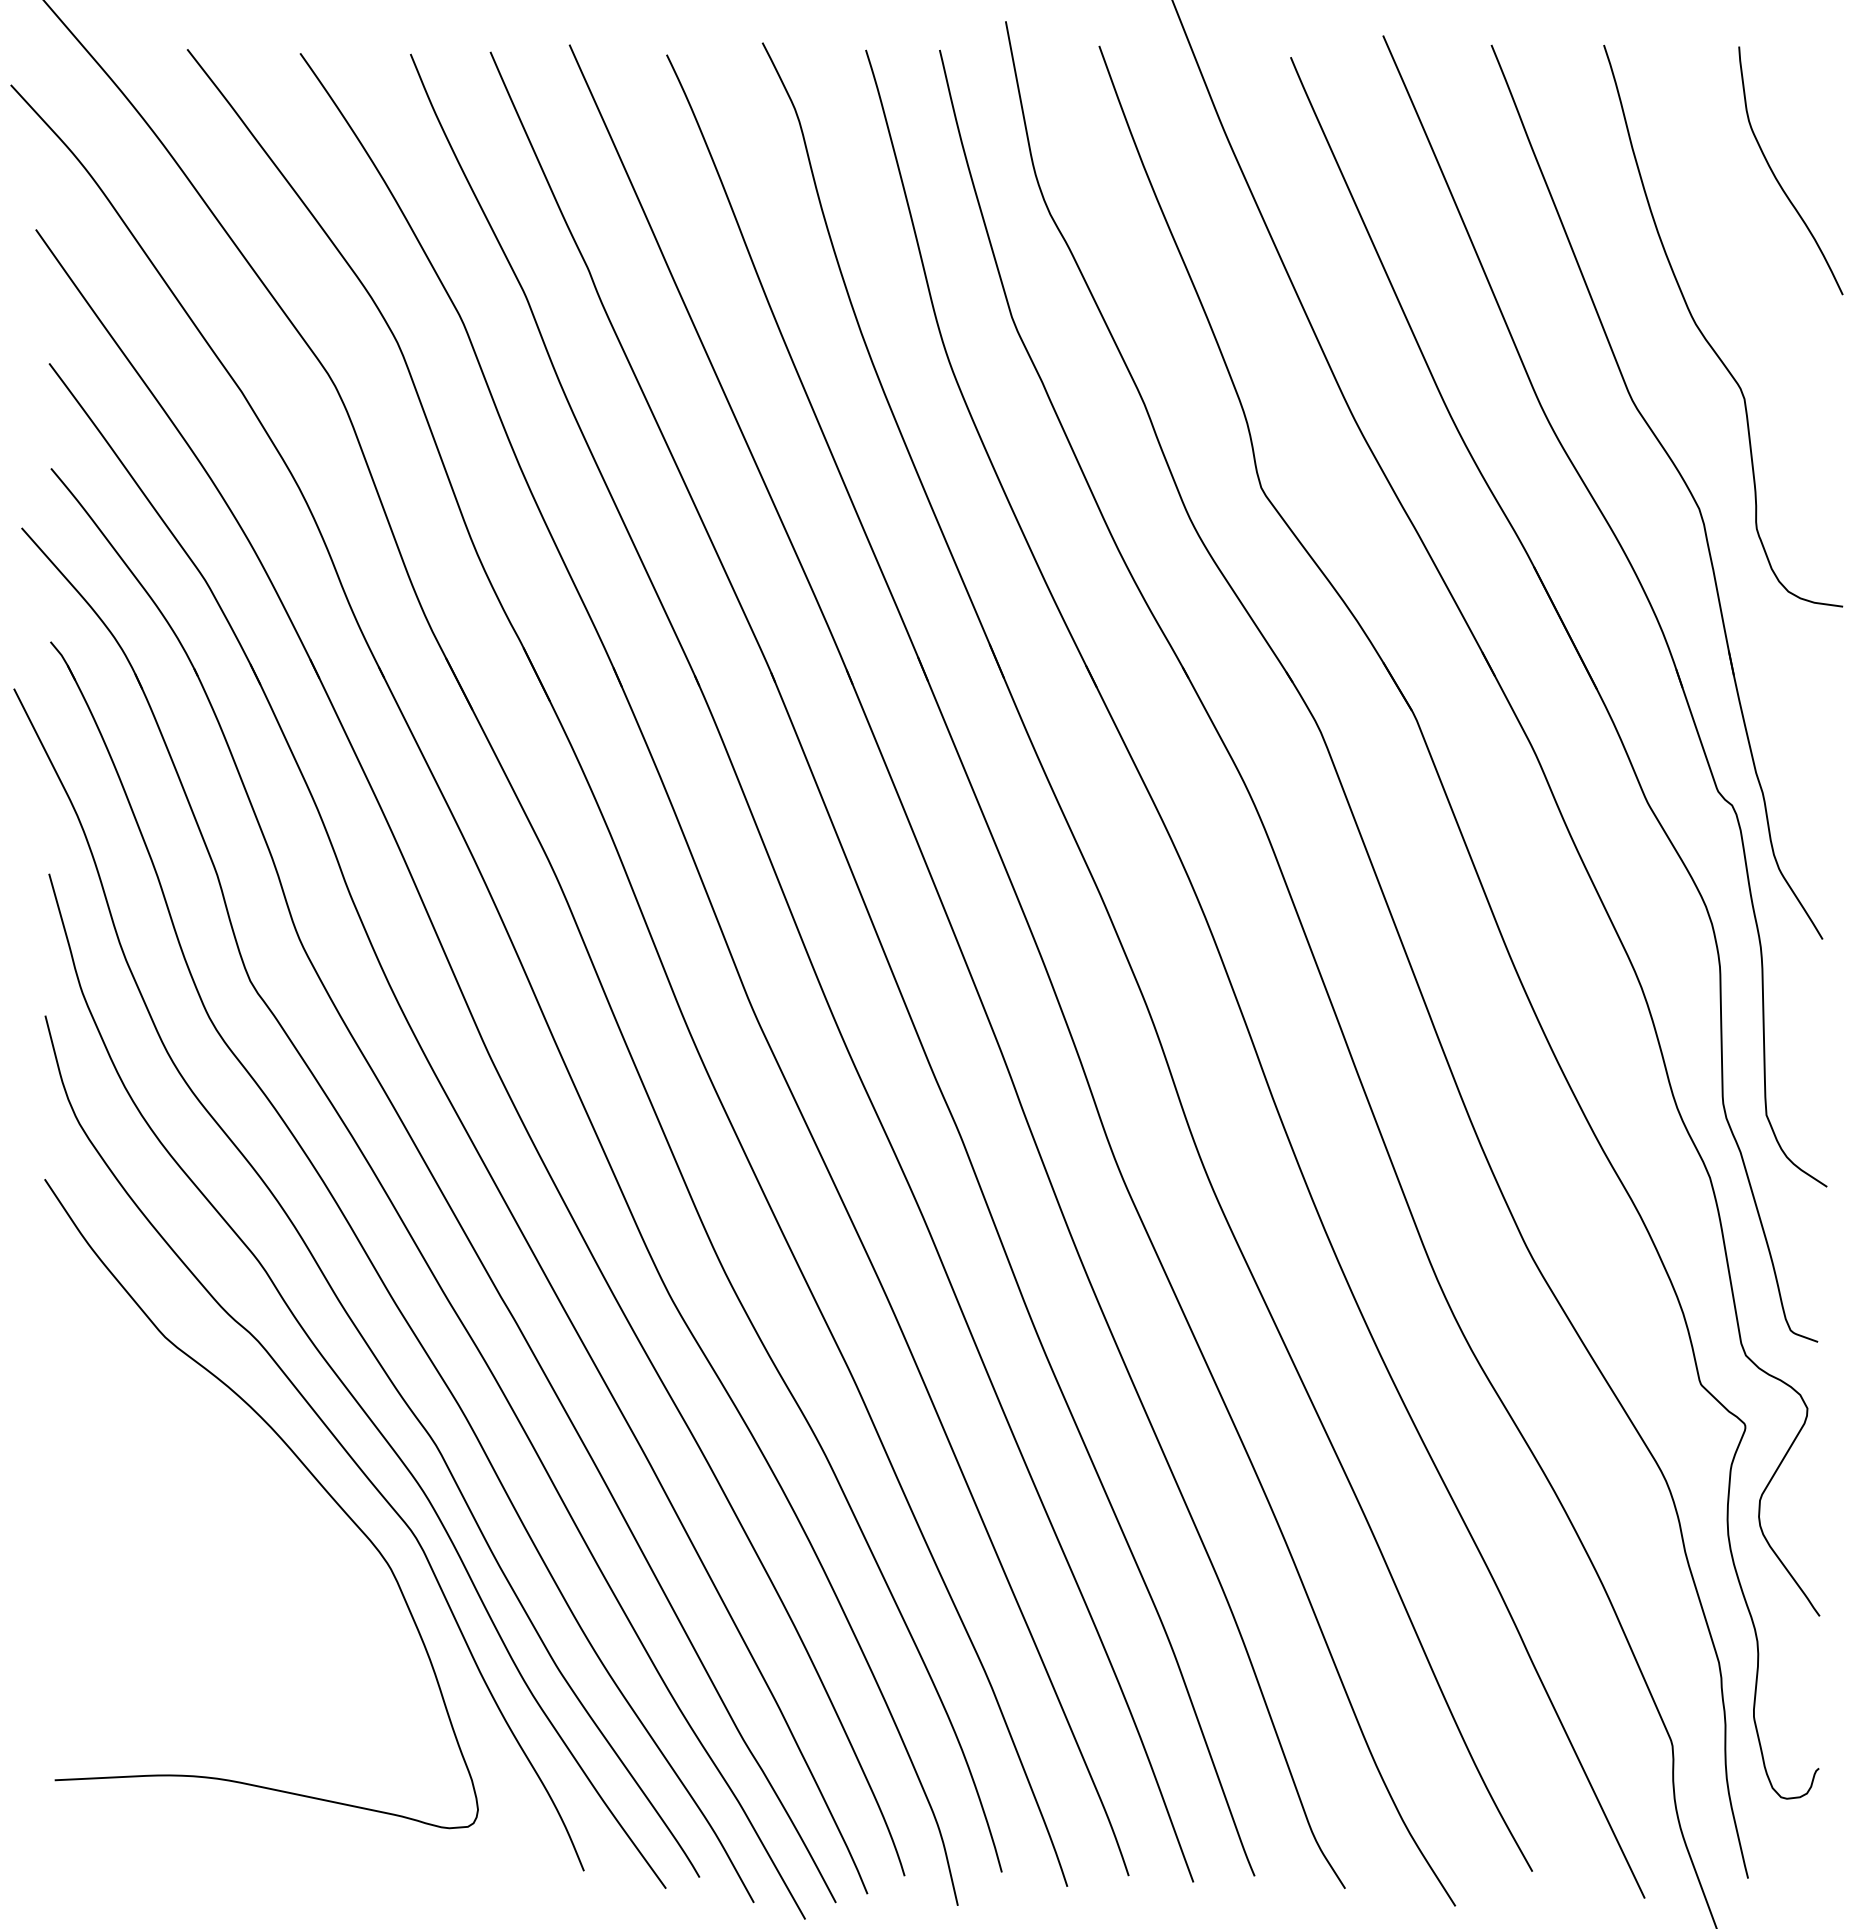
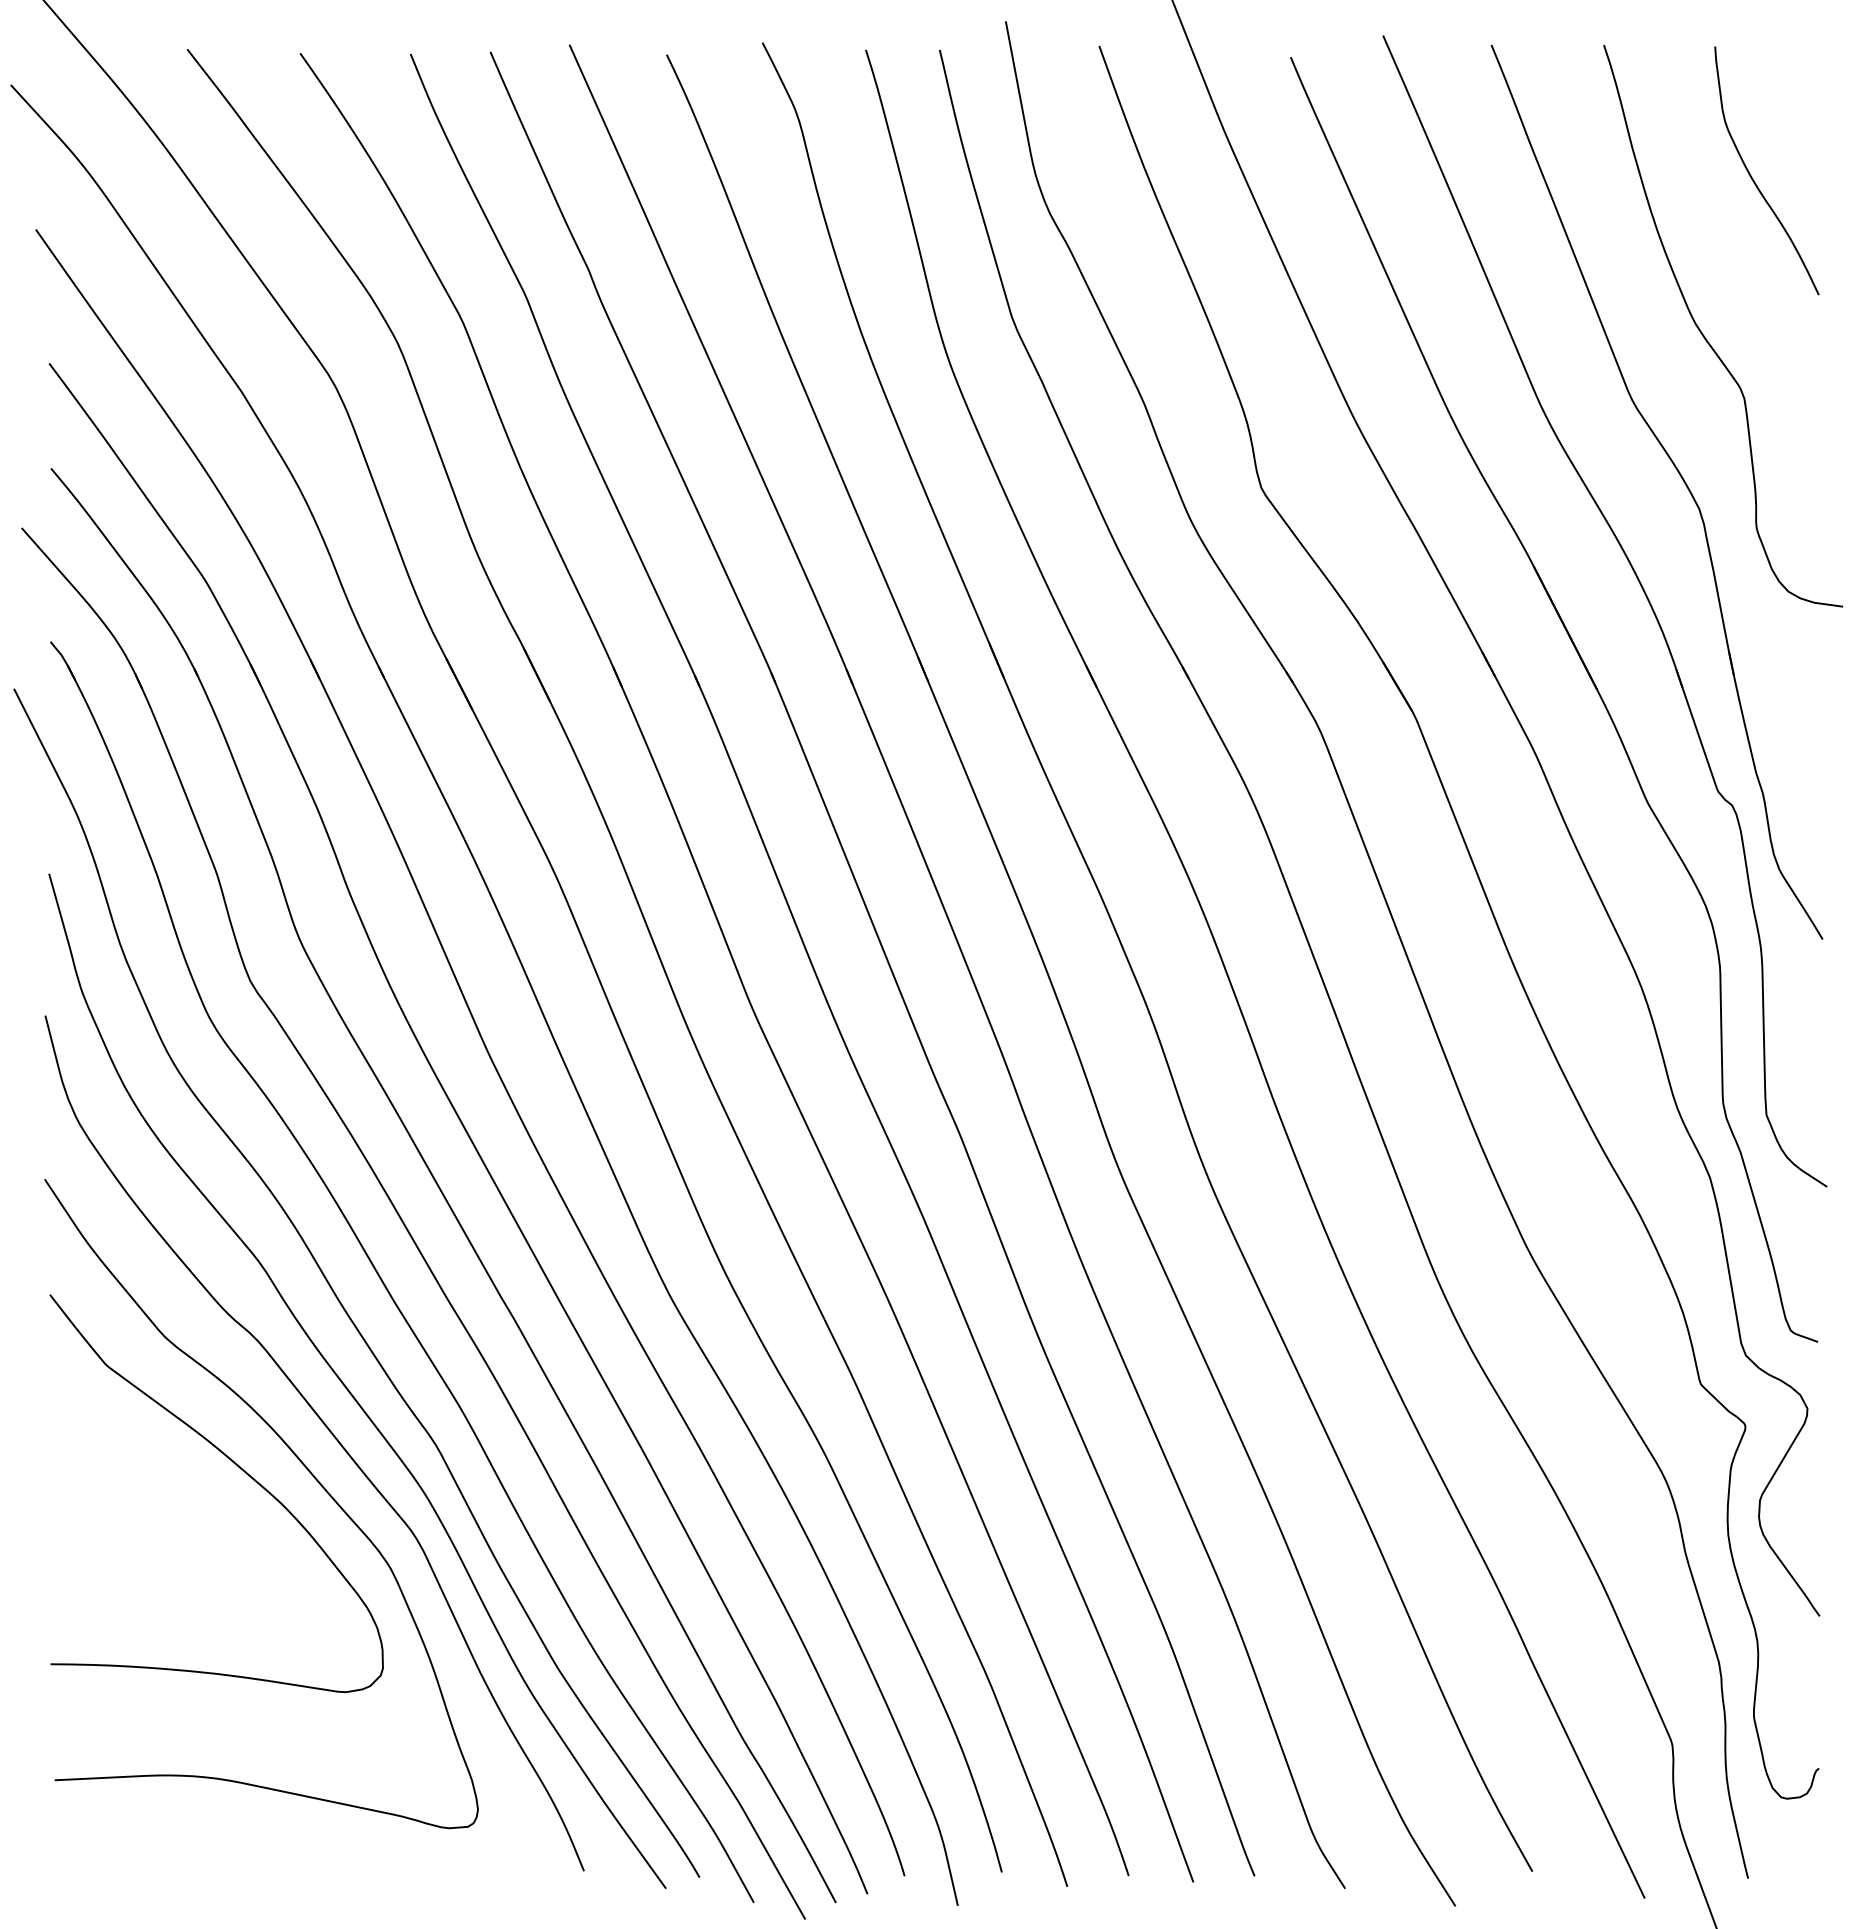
curve position: (1777, 178) -> (1753, 178) (1753, 178)
curve: none -> present (240, 1469)
